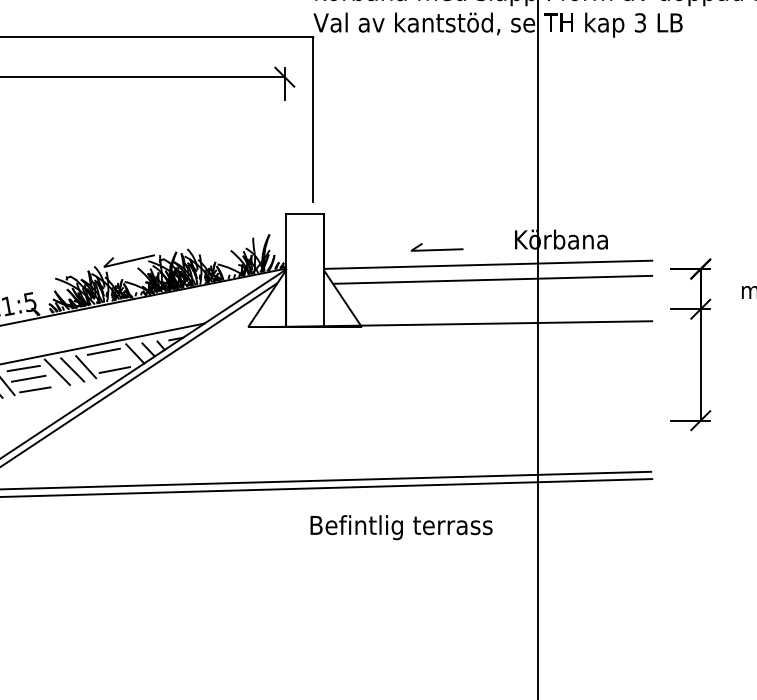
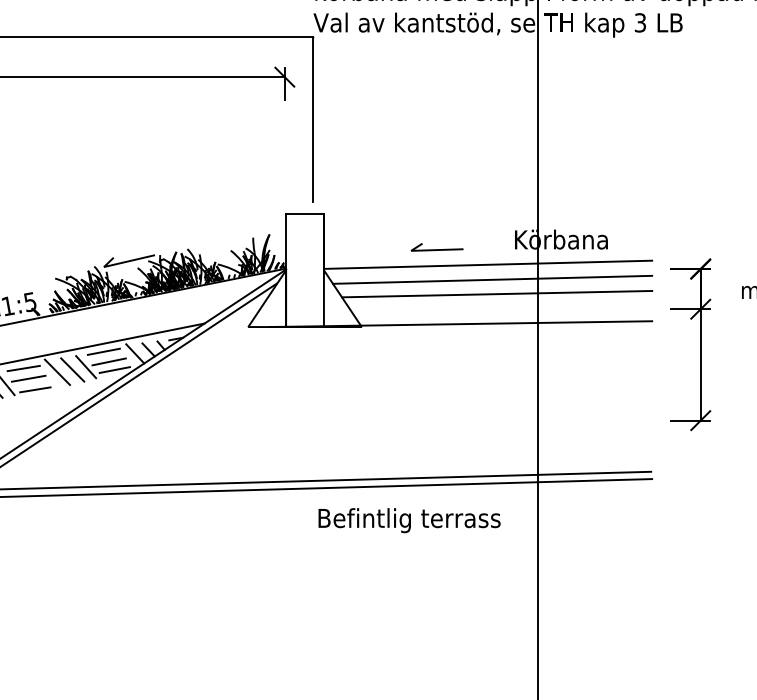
line: none -> present (496, 293)
line: none -> present (108, 361)
text position: (401, 527) -> (409, 520) (409, 520)
